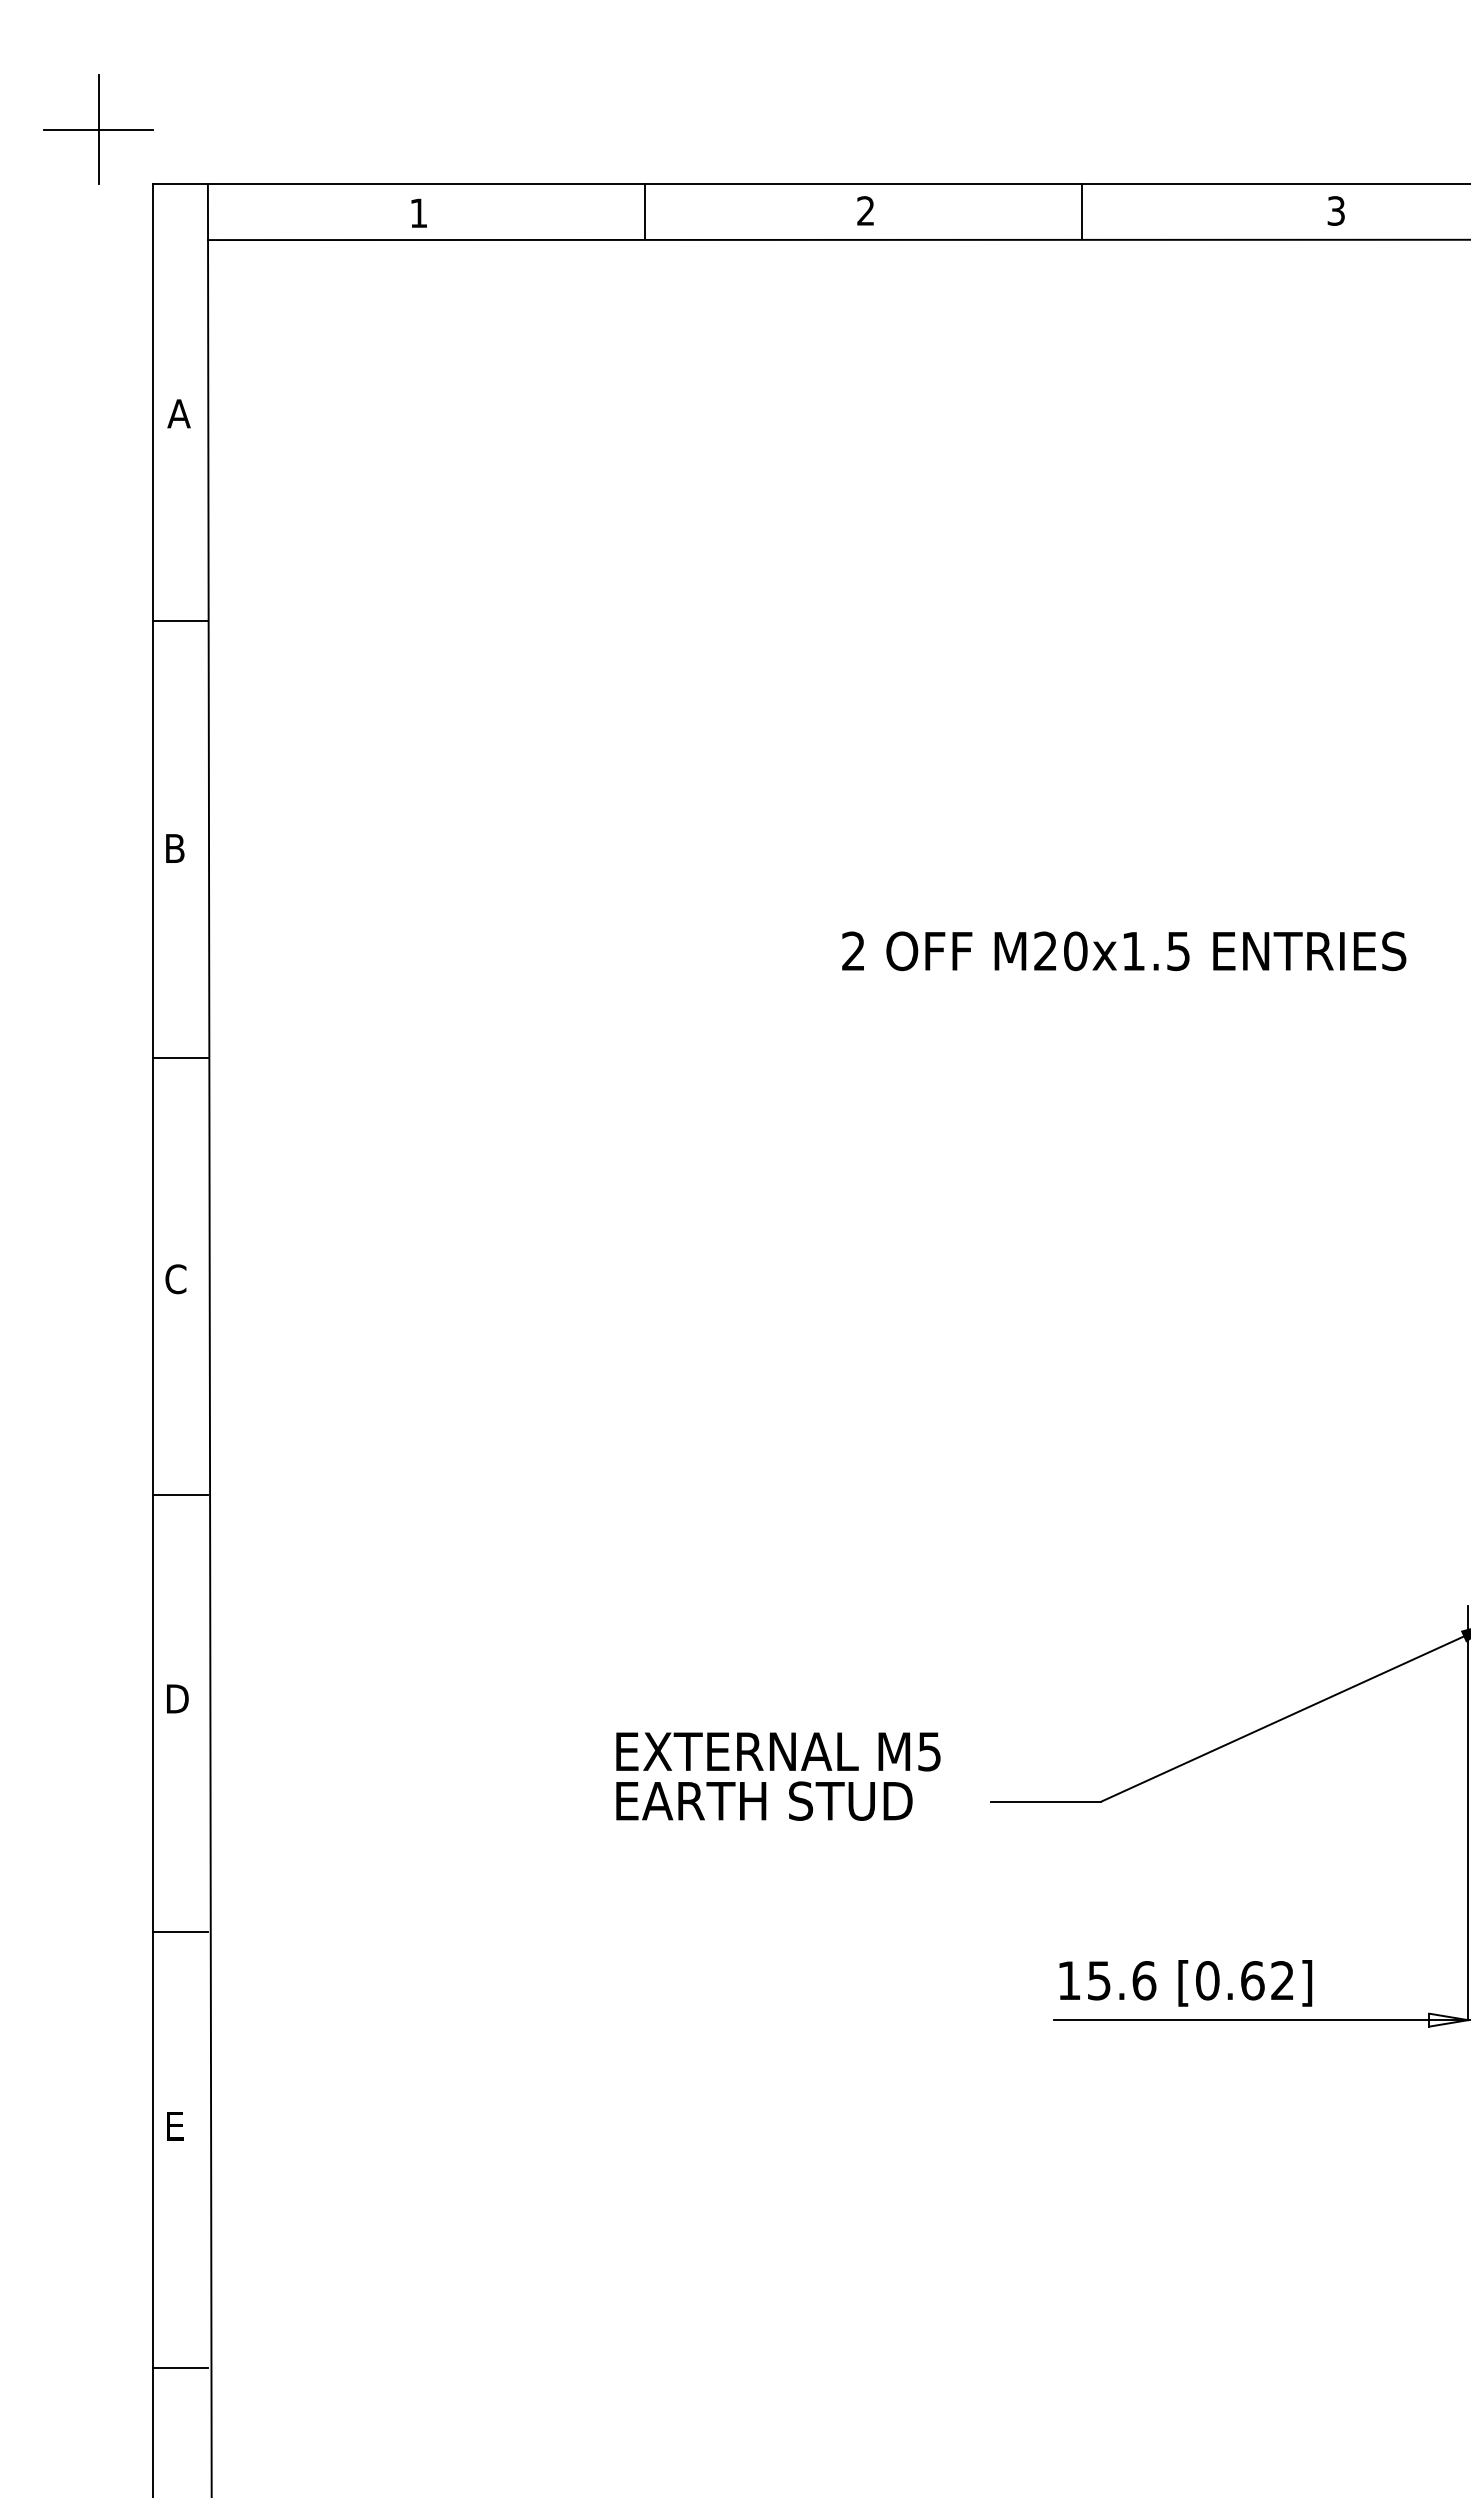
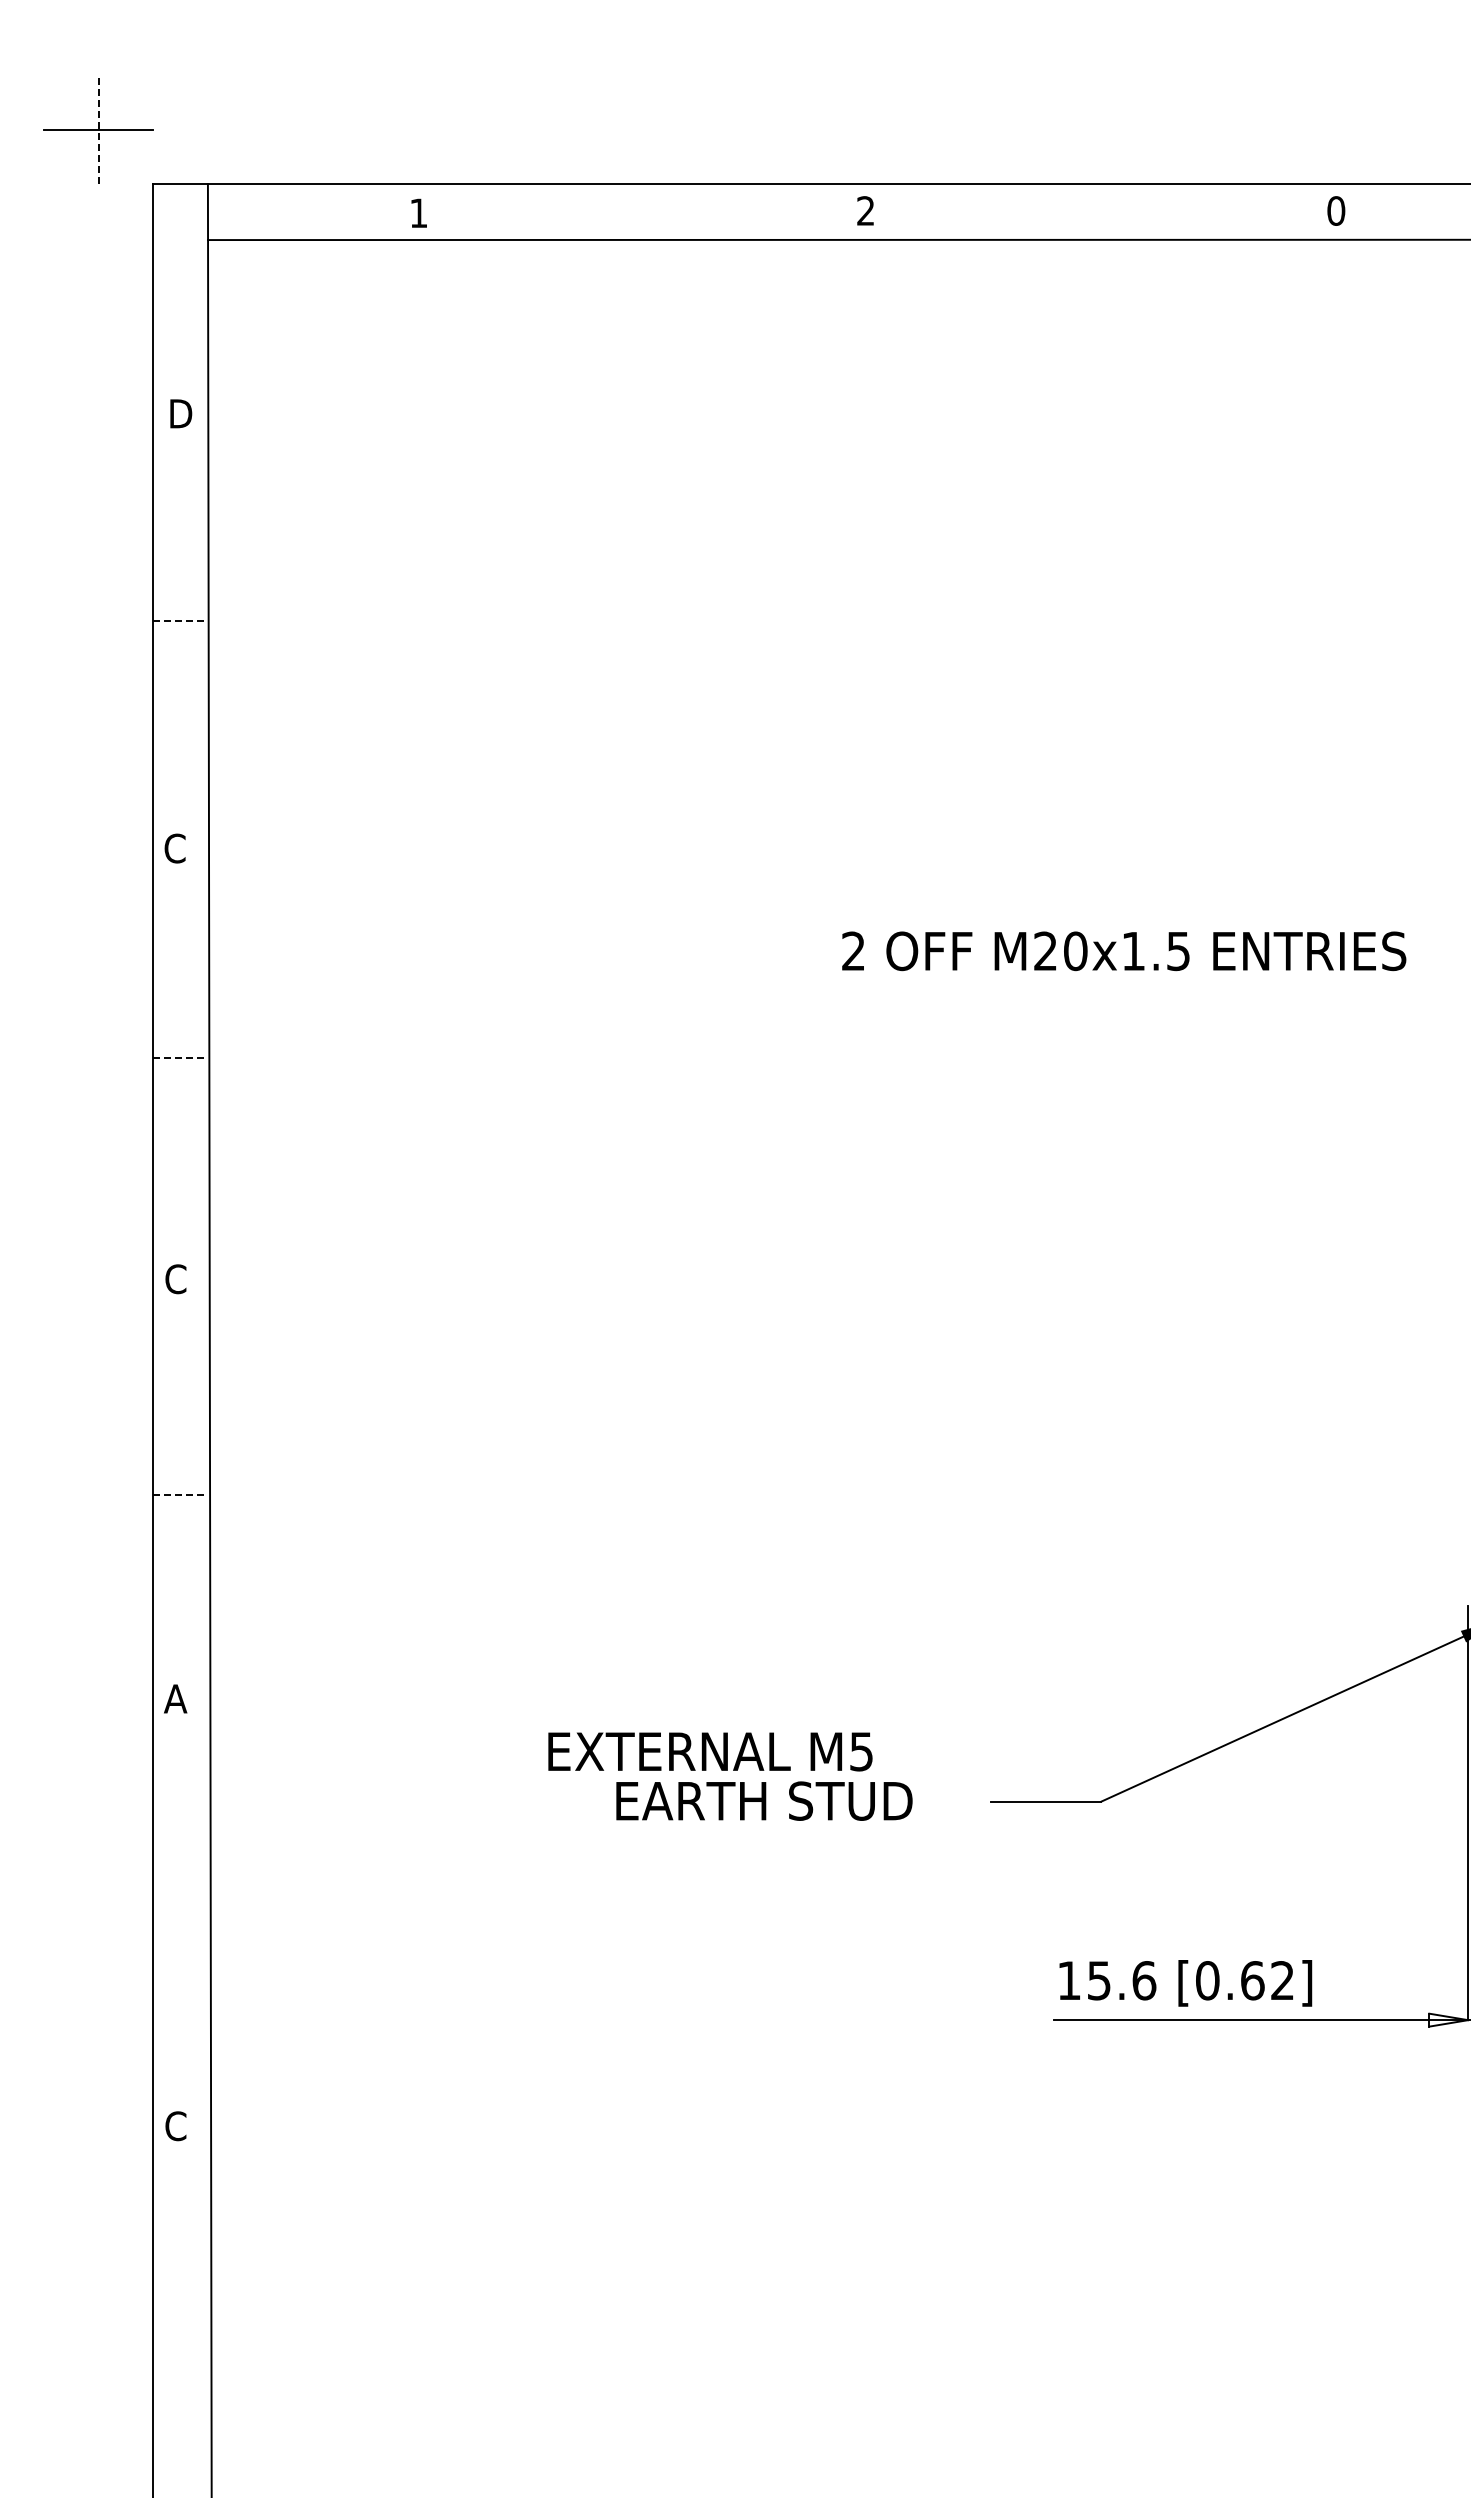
line: solid -> dashed (98, 129)
text: 3 -> 0 (1336, 210)
line: present -> none (644, 211)
line: present -> none (1081, 211)
text: A -> D (179, 413)
line: solid -> dashed (181, 621)
text: B -> C (174, 848)
line: solid -> dashed (181, 1057)
line: solid -> dashed (181, 1494)
text: D -> A (176, 1698)
text position: (778, 1751) -> (710, 1751) (710, 1751)
line: present -> none (180, 1931)
text: E -> C (175, 2126)
line: present -> none (180, 2368)
